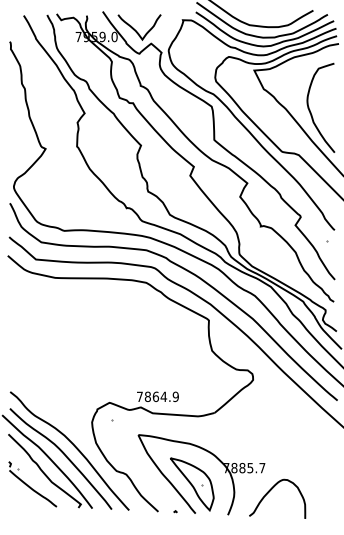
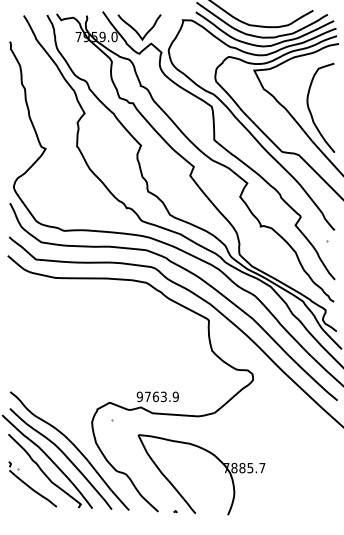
text: 7864.9 -> 9763.9 (151, 396)
part: present -> none (192, 484)
curve: present -> none (270, 491)
